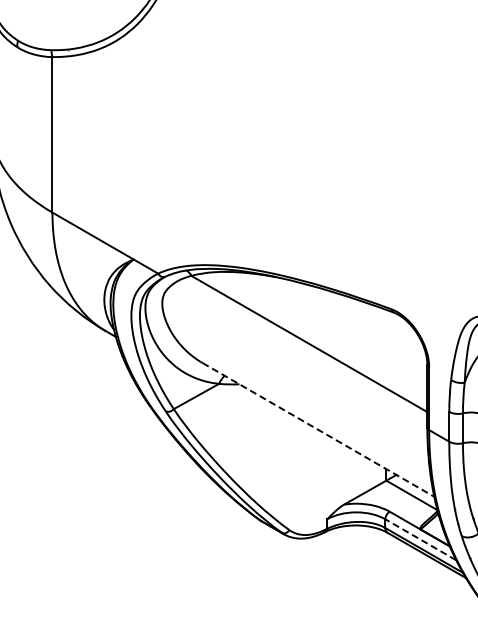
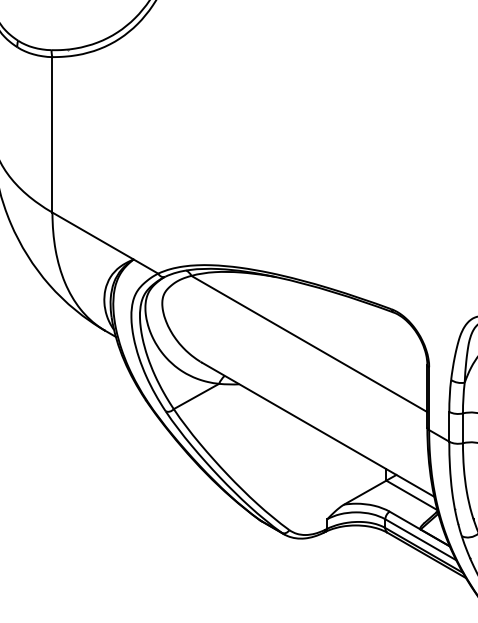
line: dashed -> solid (318, 429)
line: dashed -> solid (420, 539)
